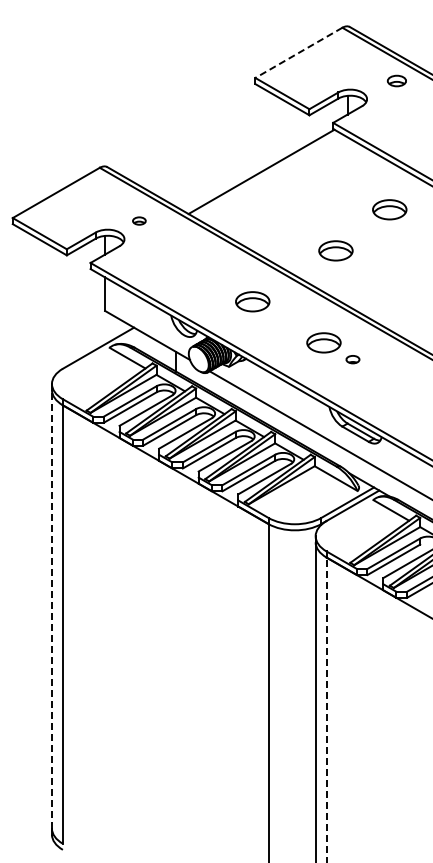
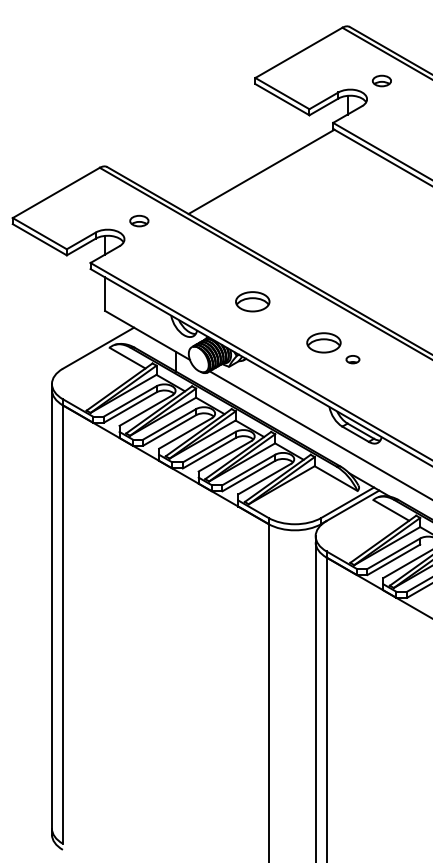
line: dashed -> solid (298, 53)
part position: (396, 80) -> (381, 80) (381, 80)
part: present -> none (389, 209)
part size: 15x10 px -> 21x14 px (139, 220)
part: present -> none (335, 250)
line: dashed -> solid (51, 608)
line: dashed -> solid (326, 709)
